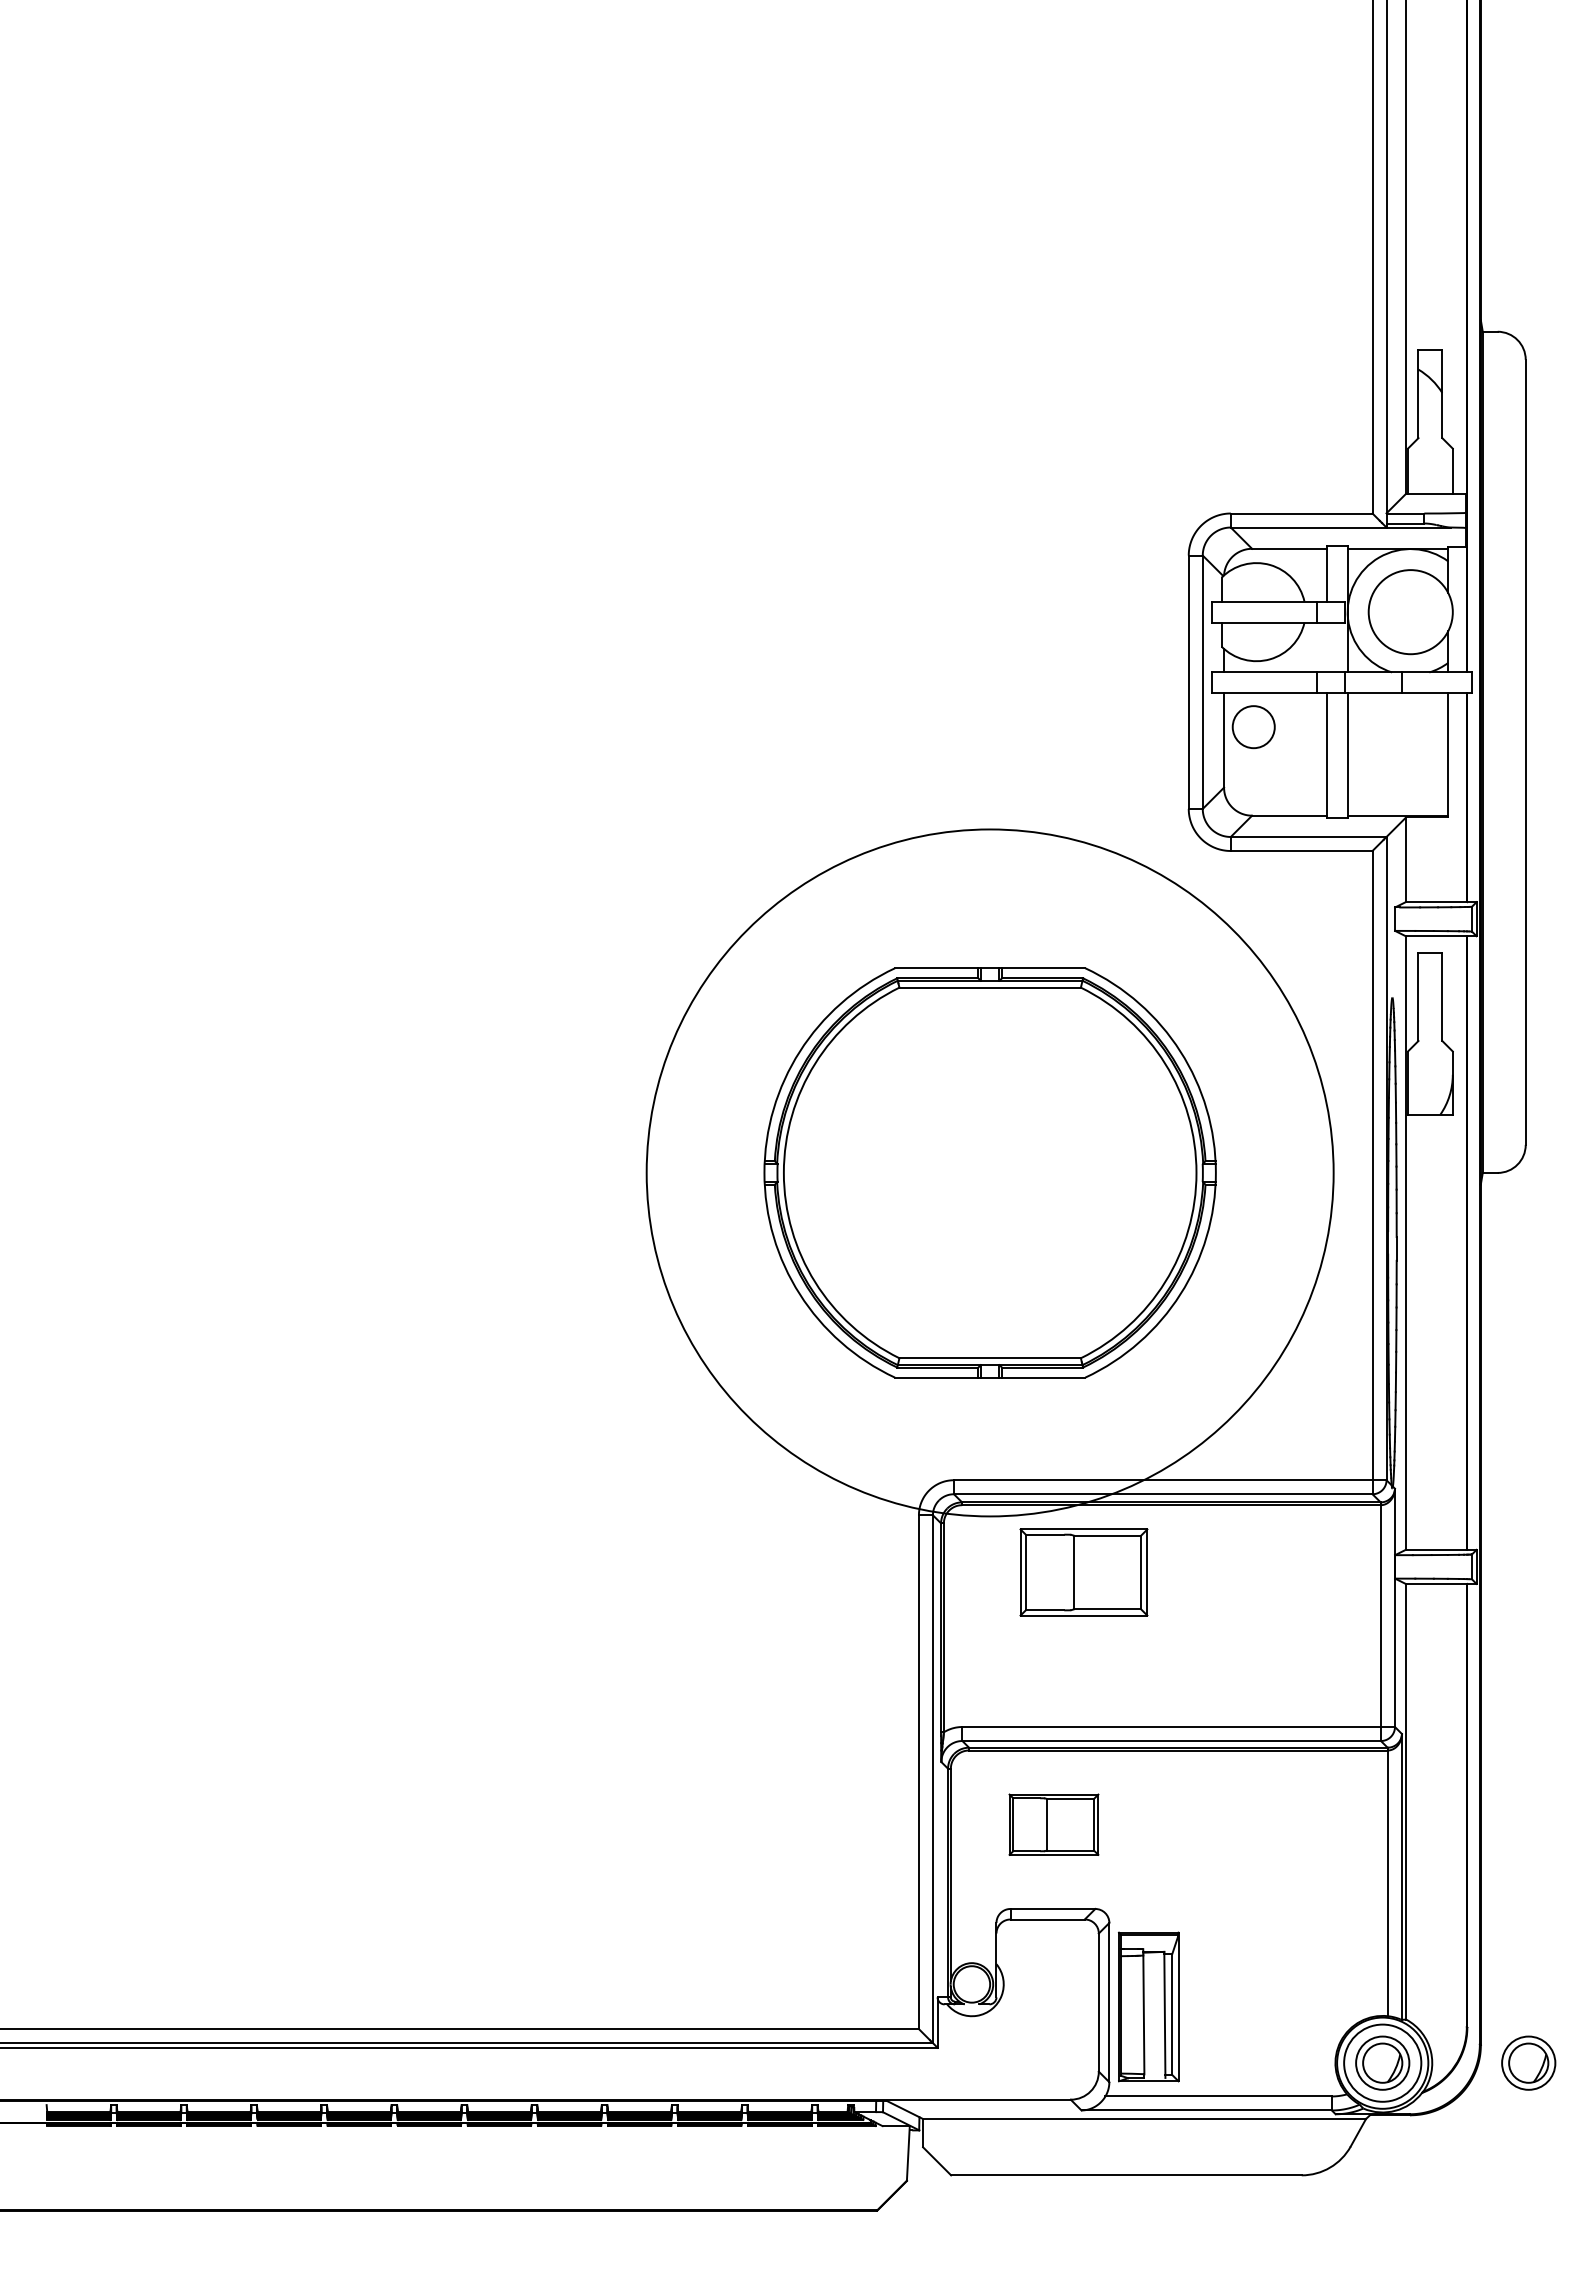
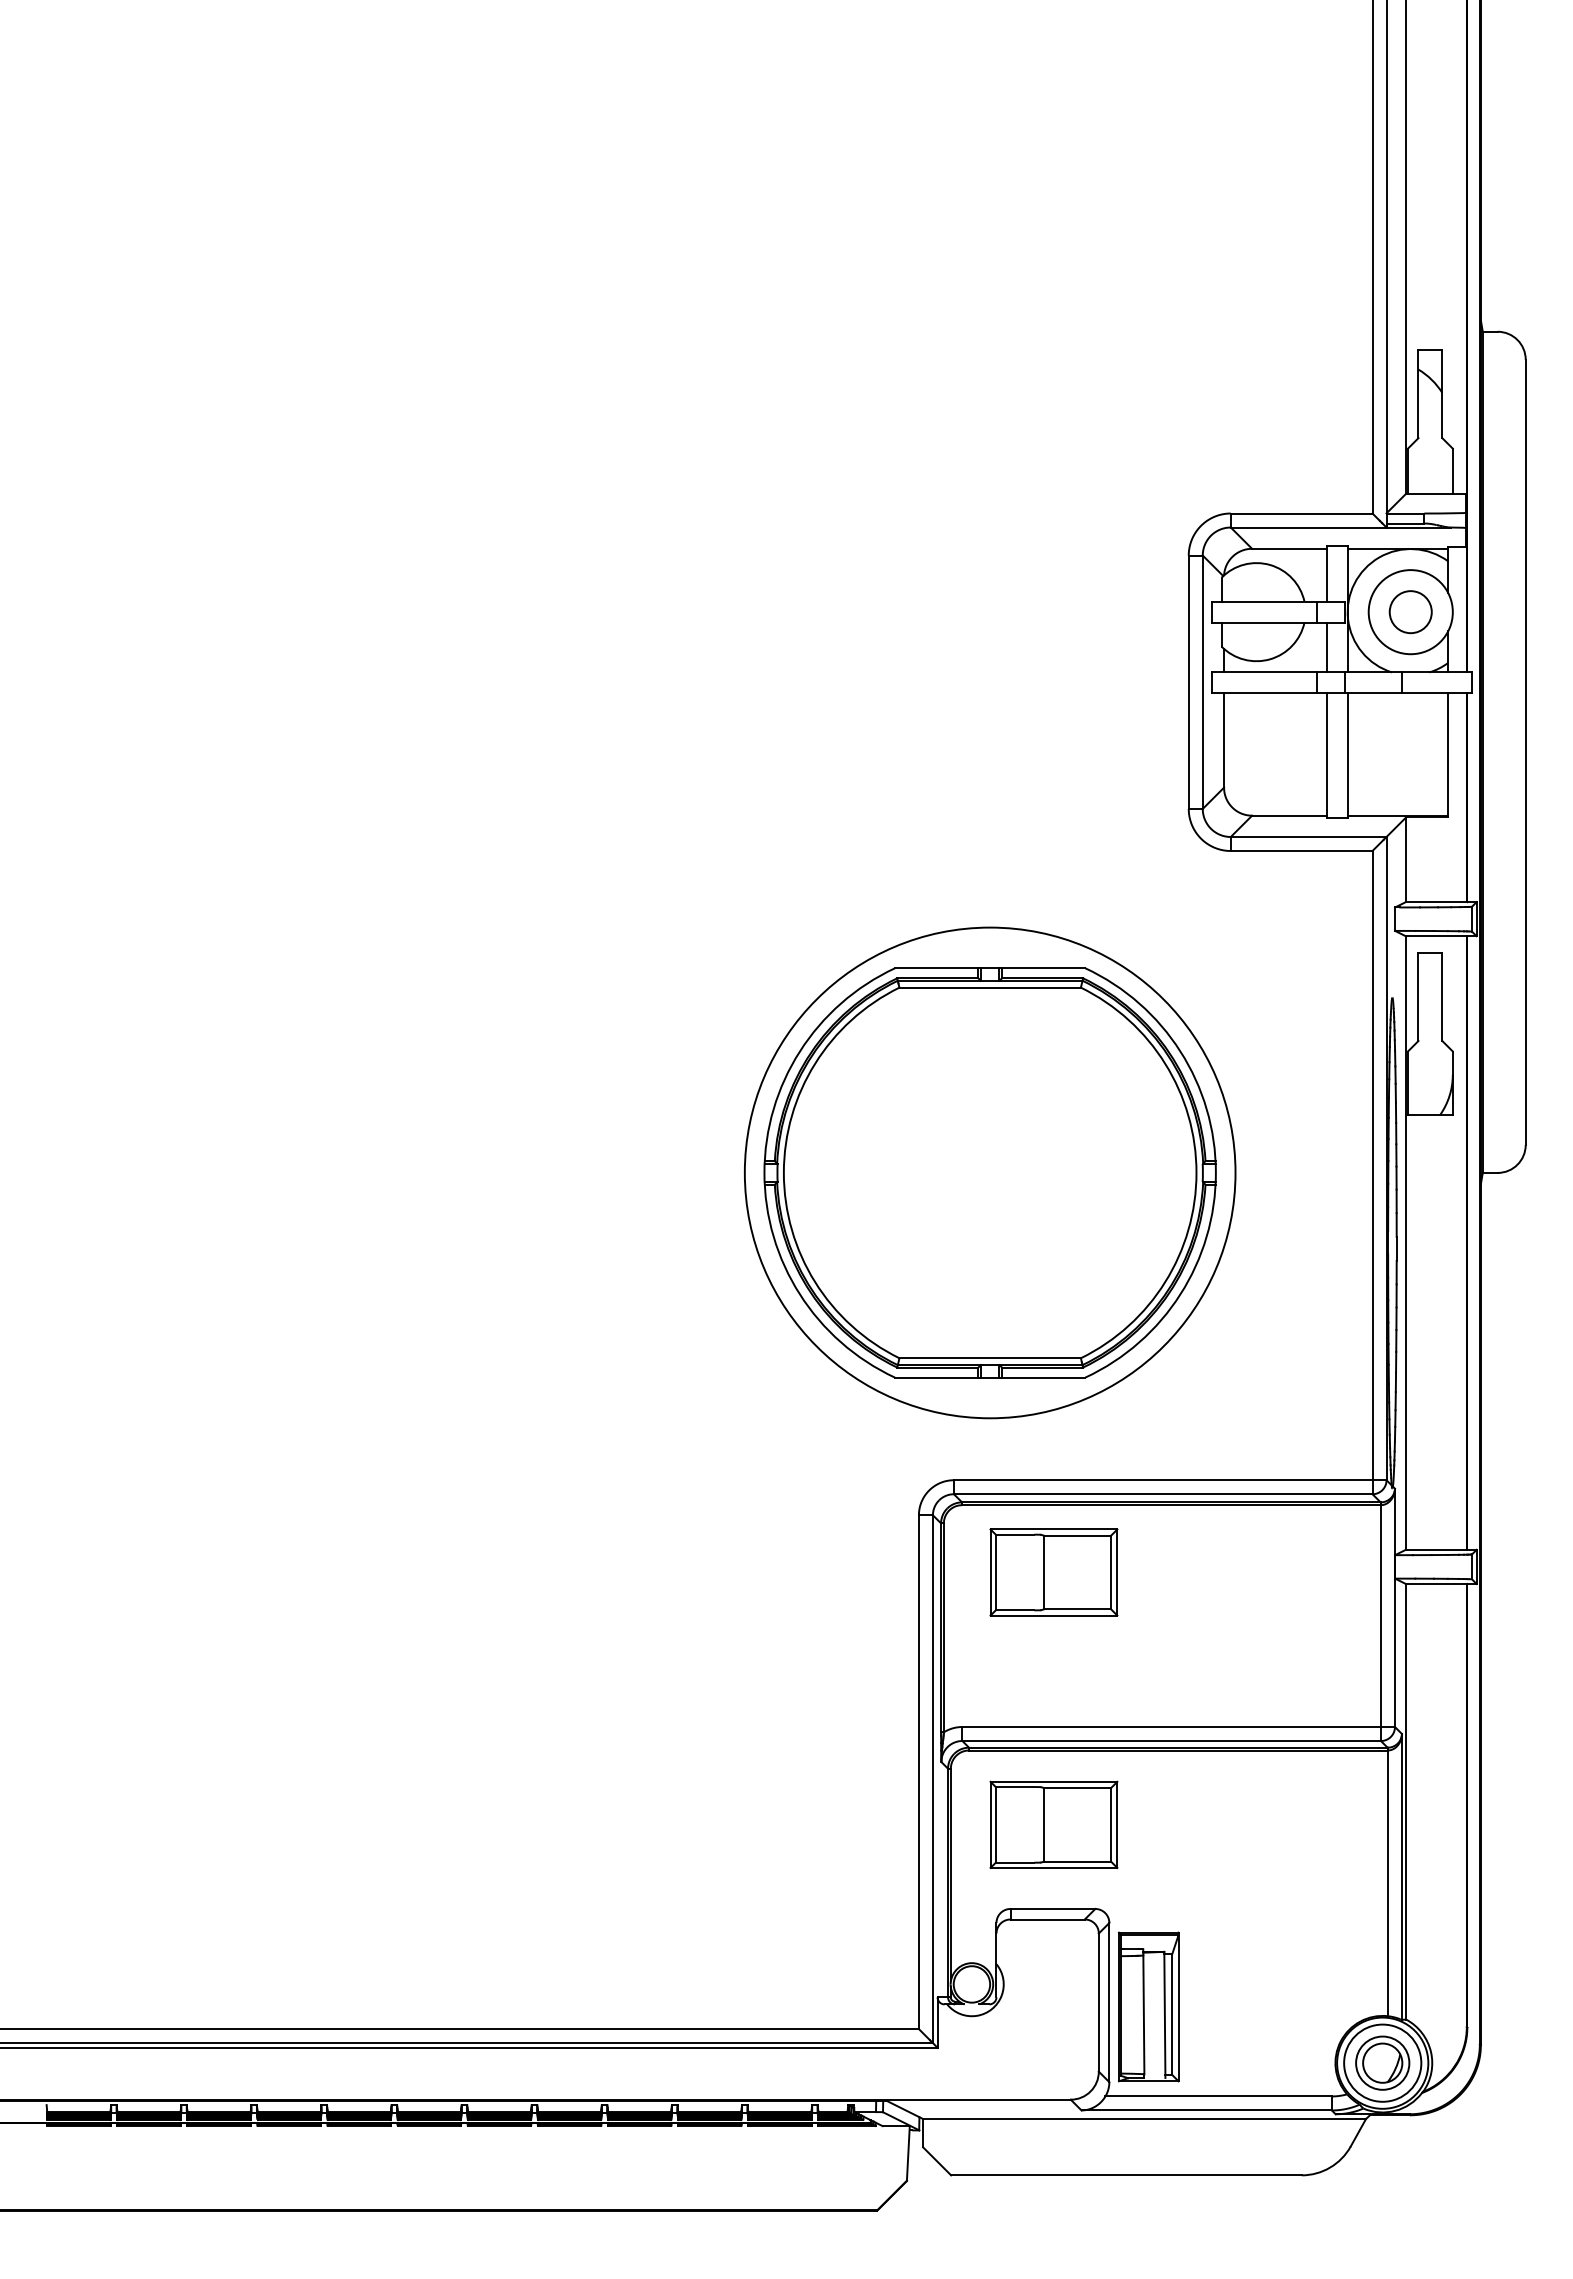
line: none -> present (1326, 647)
circle position: (1253, 727) -> (1410, 612) (1410, 612)
circle diameter: 687 px -> 491 px (989, 1172)
part position: (1083, 1572) -> (1053, 1572) (1053, 1572)
part size: 92x63 px -> 130x89 px (1053, 1824)
part: present -> none (1528, 2062)
